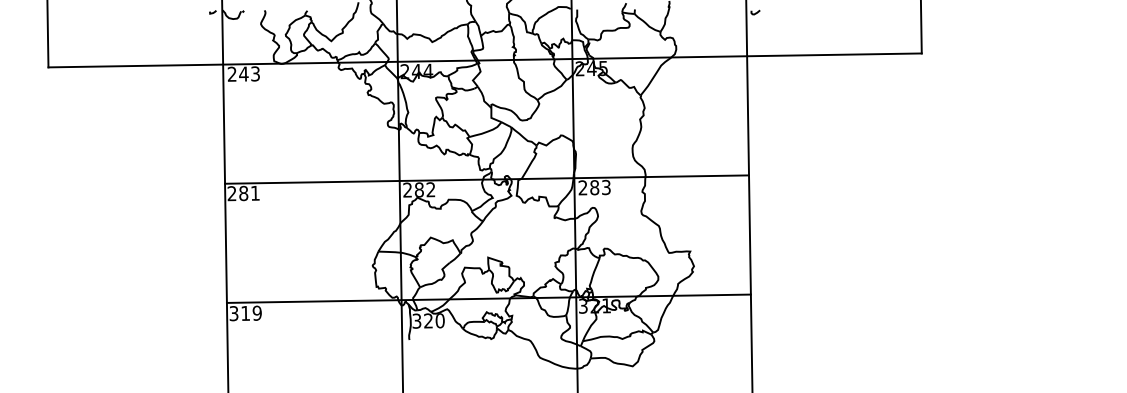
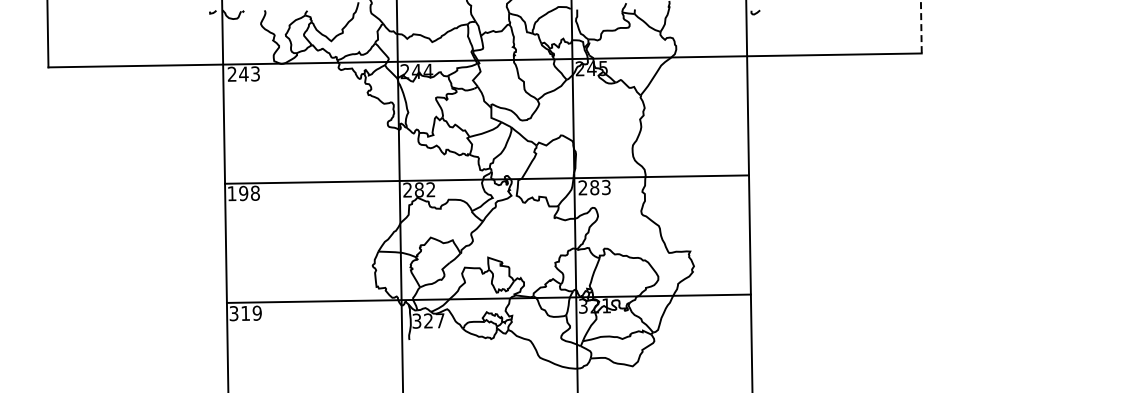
line: solid -> dashed (921, 27)
text: 281 -> 198 (243, 193)
text: 320 -> 327 (439, 320)
